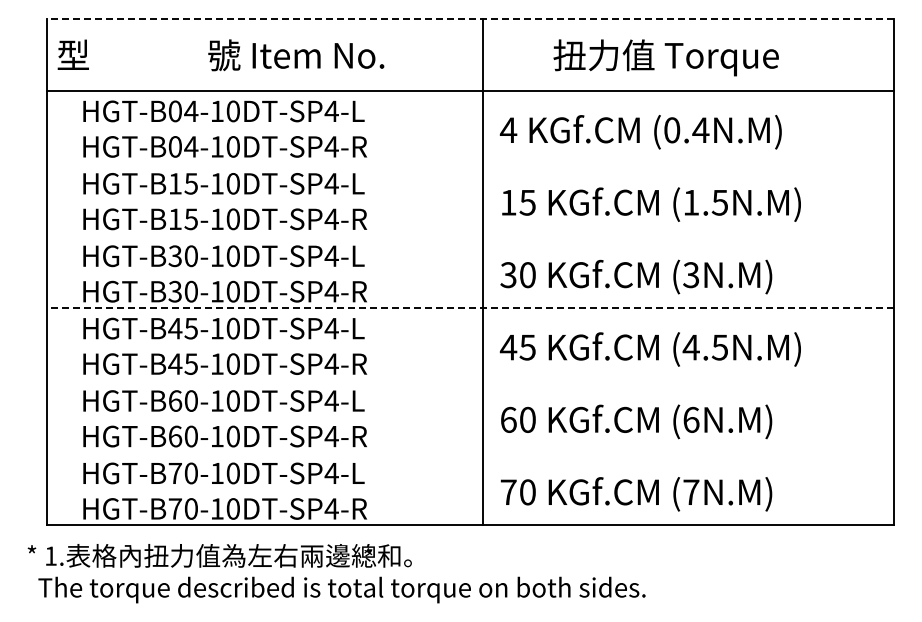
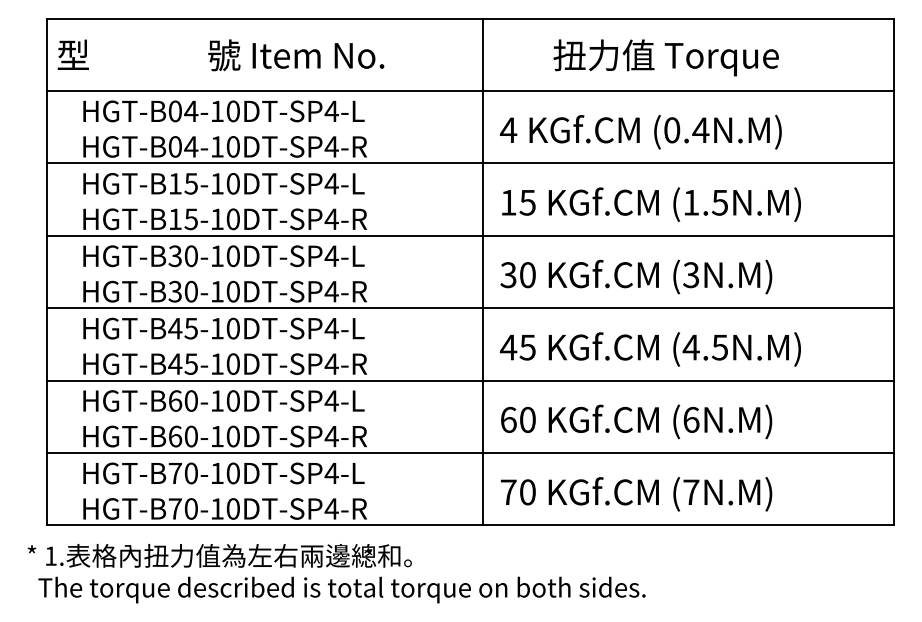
line: dashed -> solid (470, 18)
line: none -> present (470, 163)
line: none -> present (470, 235)
line: dashed -> solid (470, 308)
line: none -> present (470, 380)
line: none -> present (470, 453)
